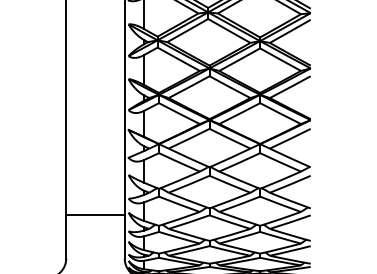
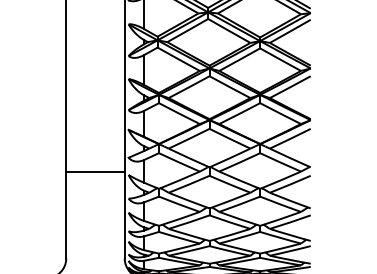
line position: (95, 214) -> (95, 171) (95, 171)
